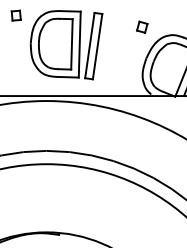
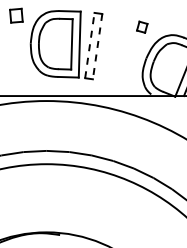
part size: 12x13 px -> 15x17 px (16, 15)
line: solid -> dashed (89, 45)
line: solid -> dashed (97, 46)
